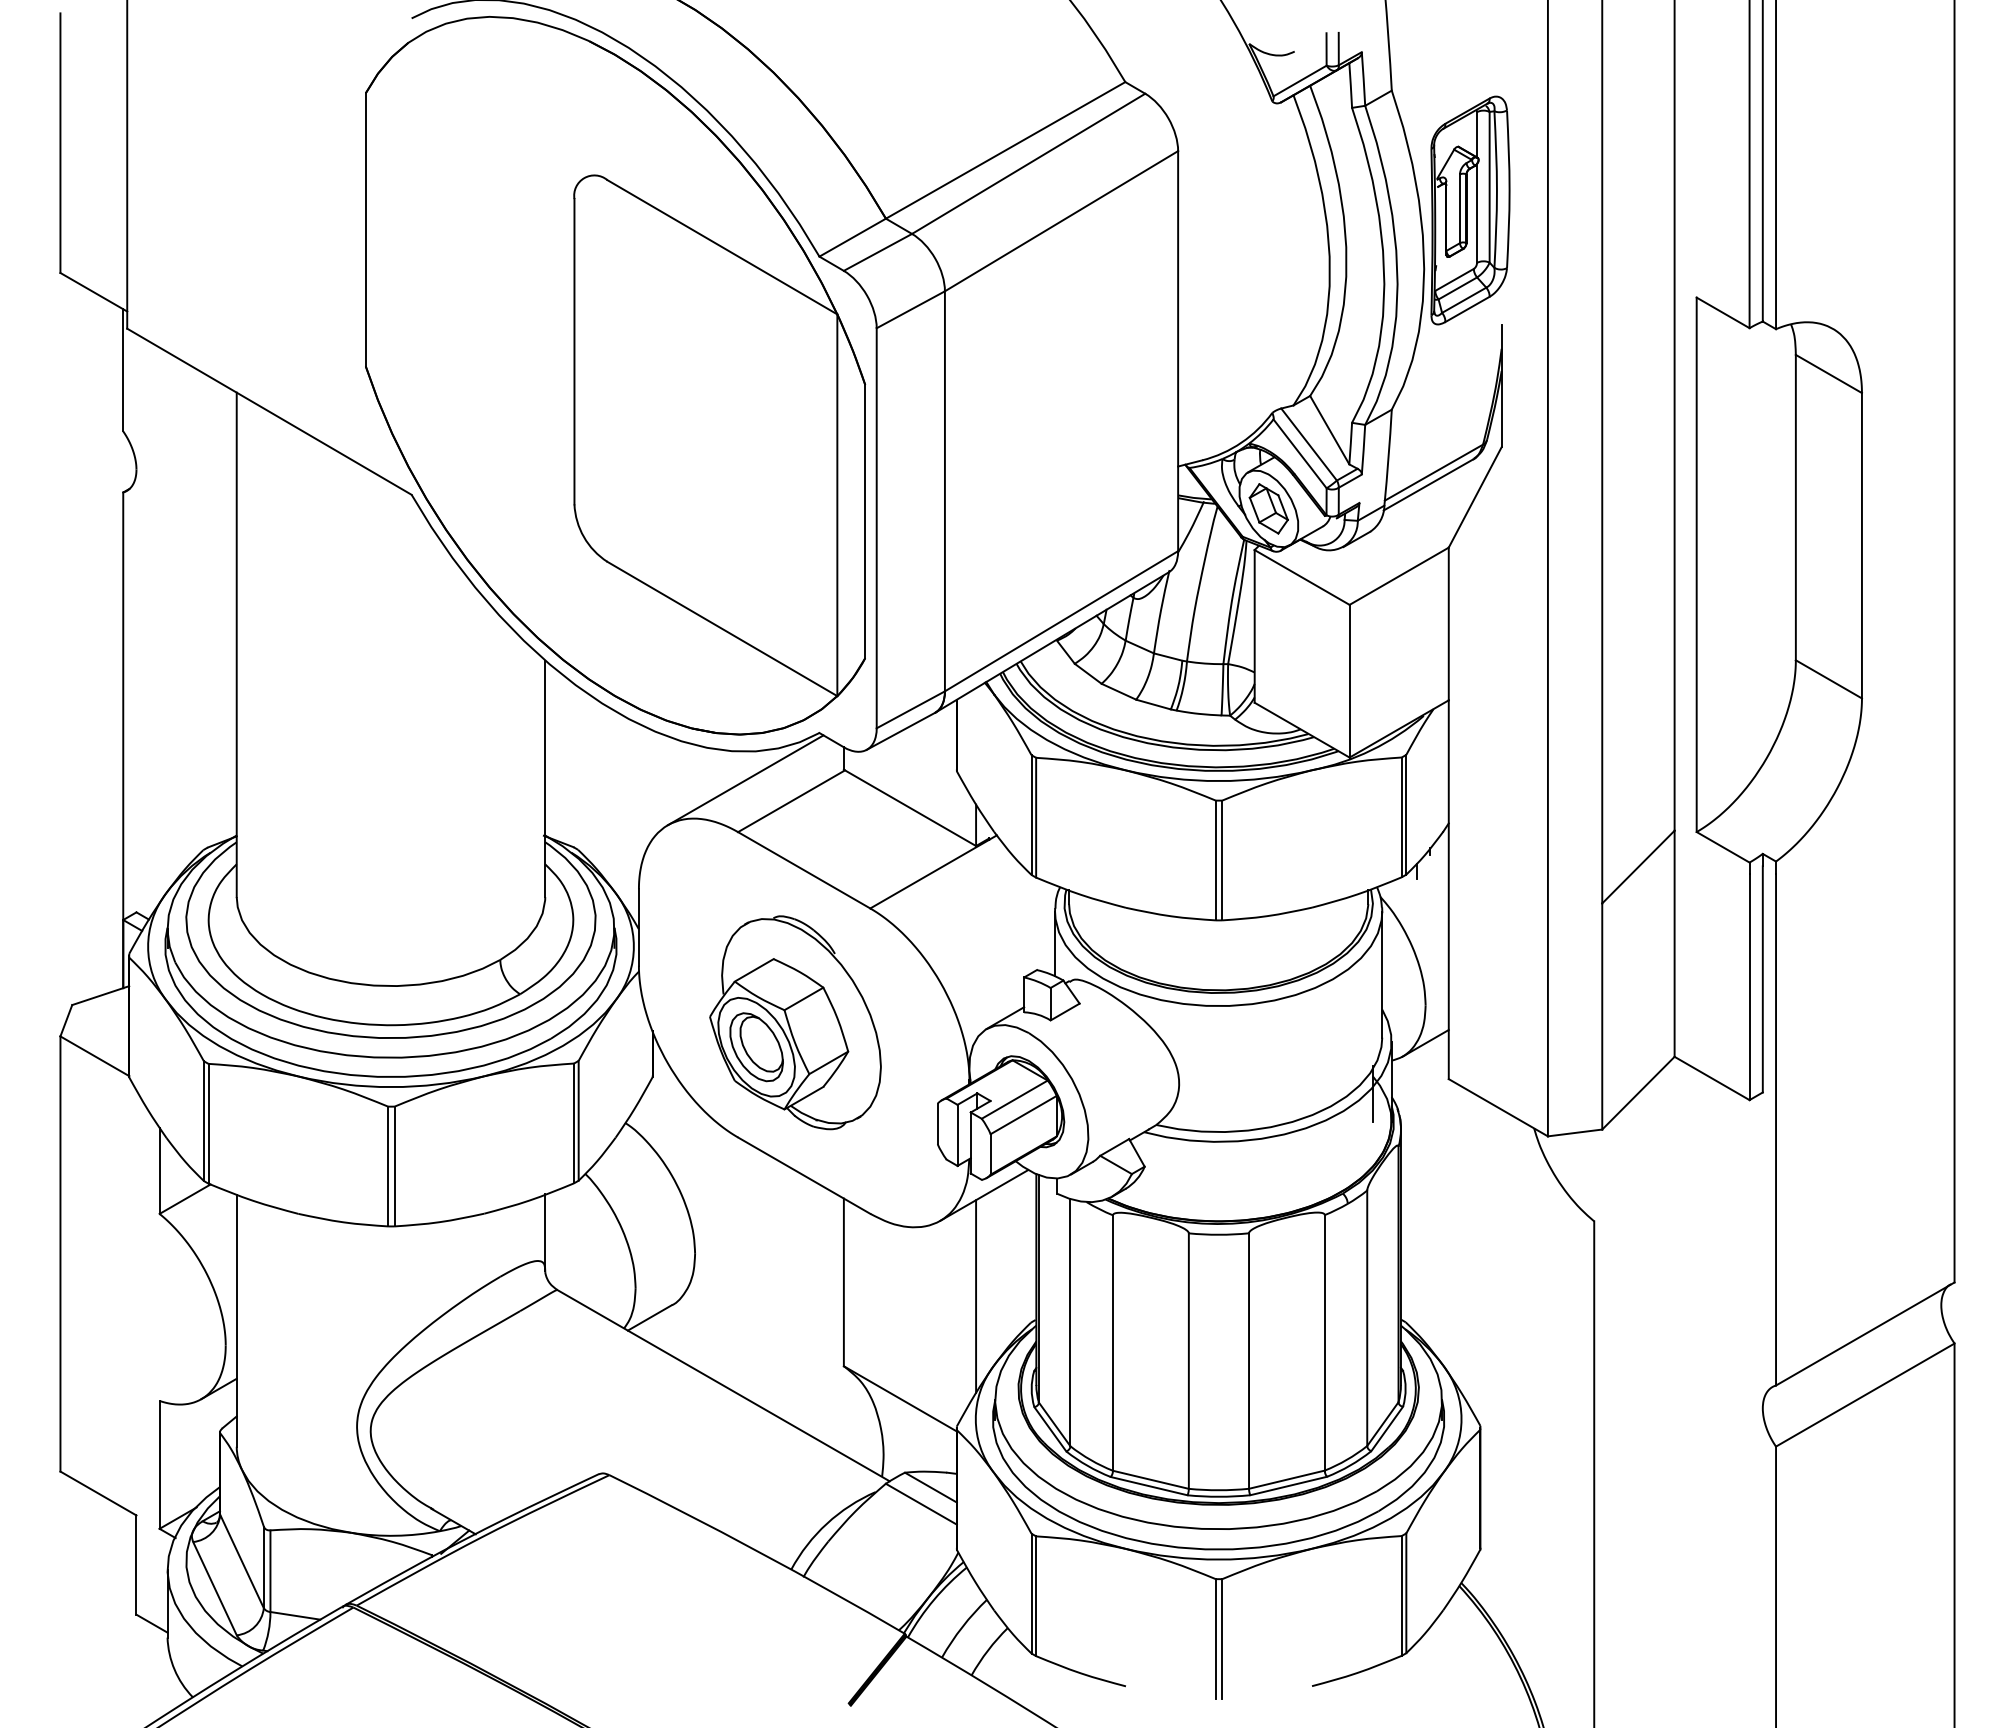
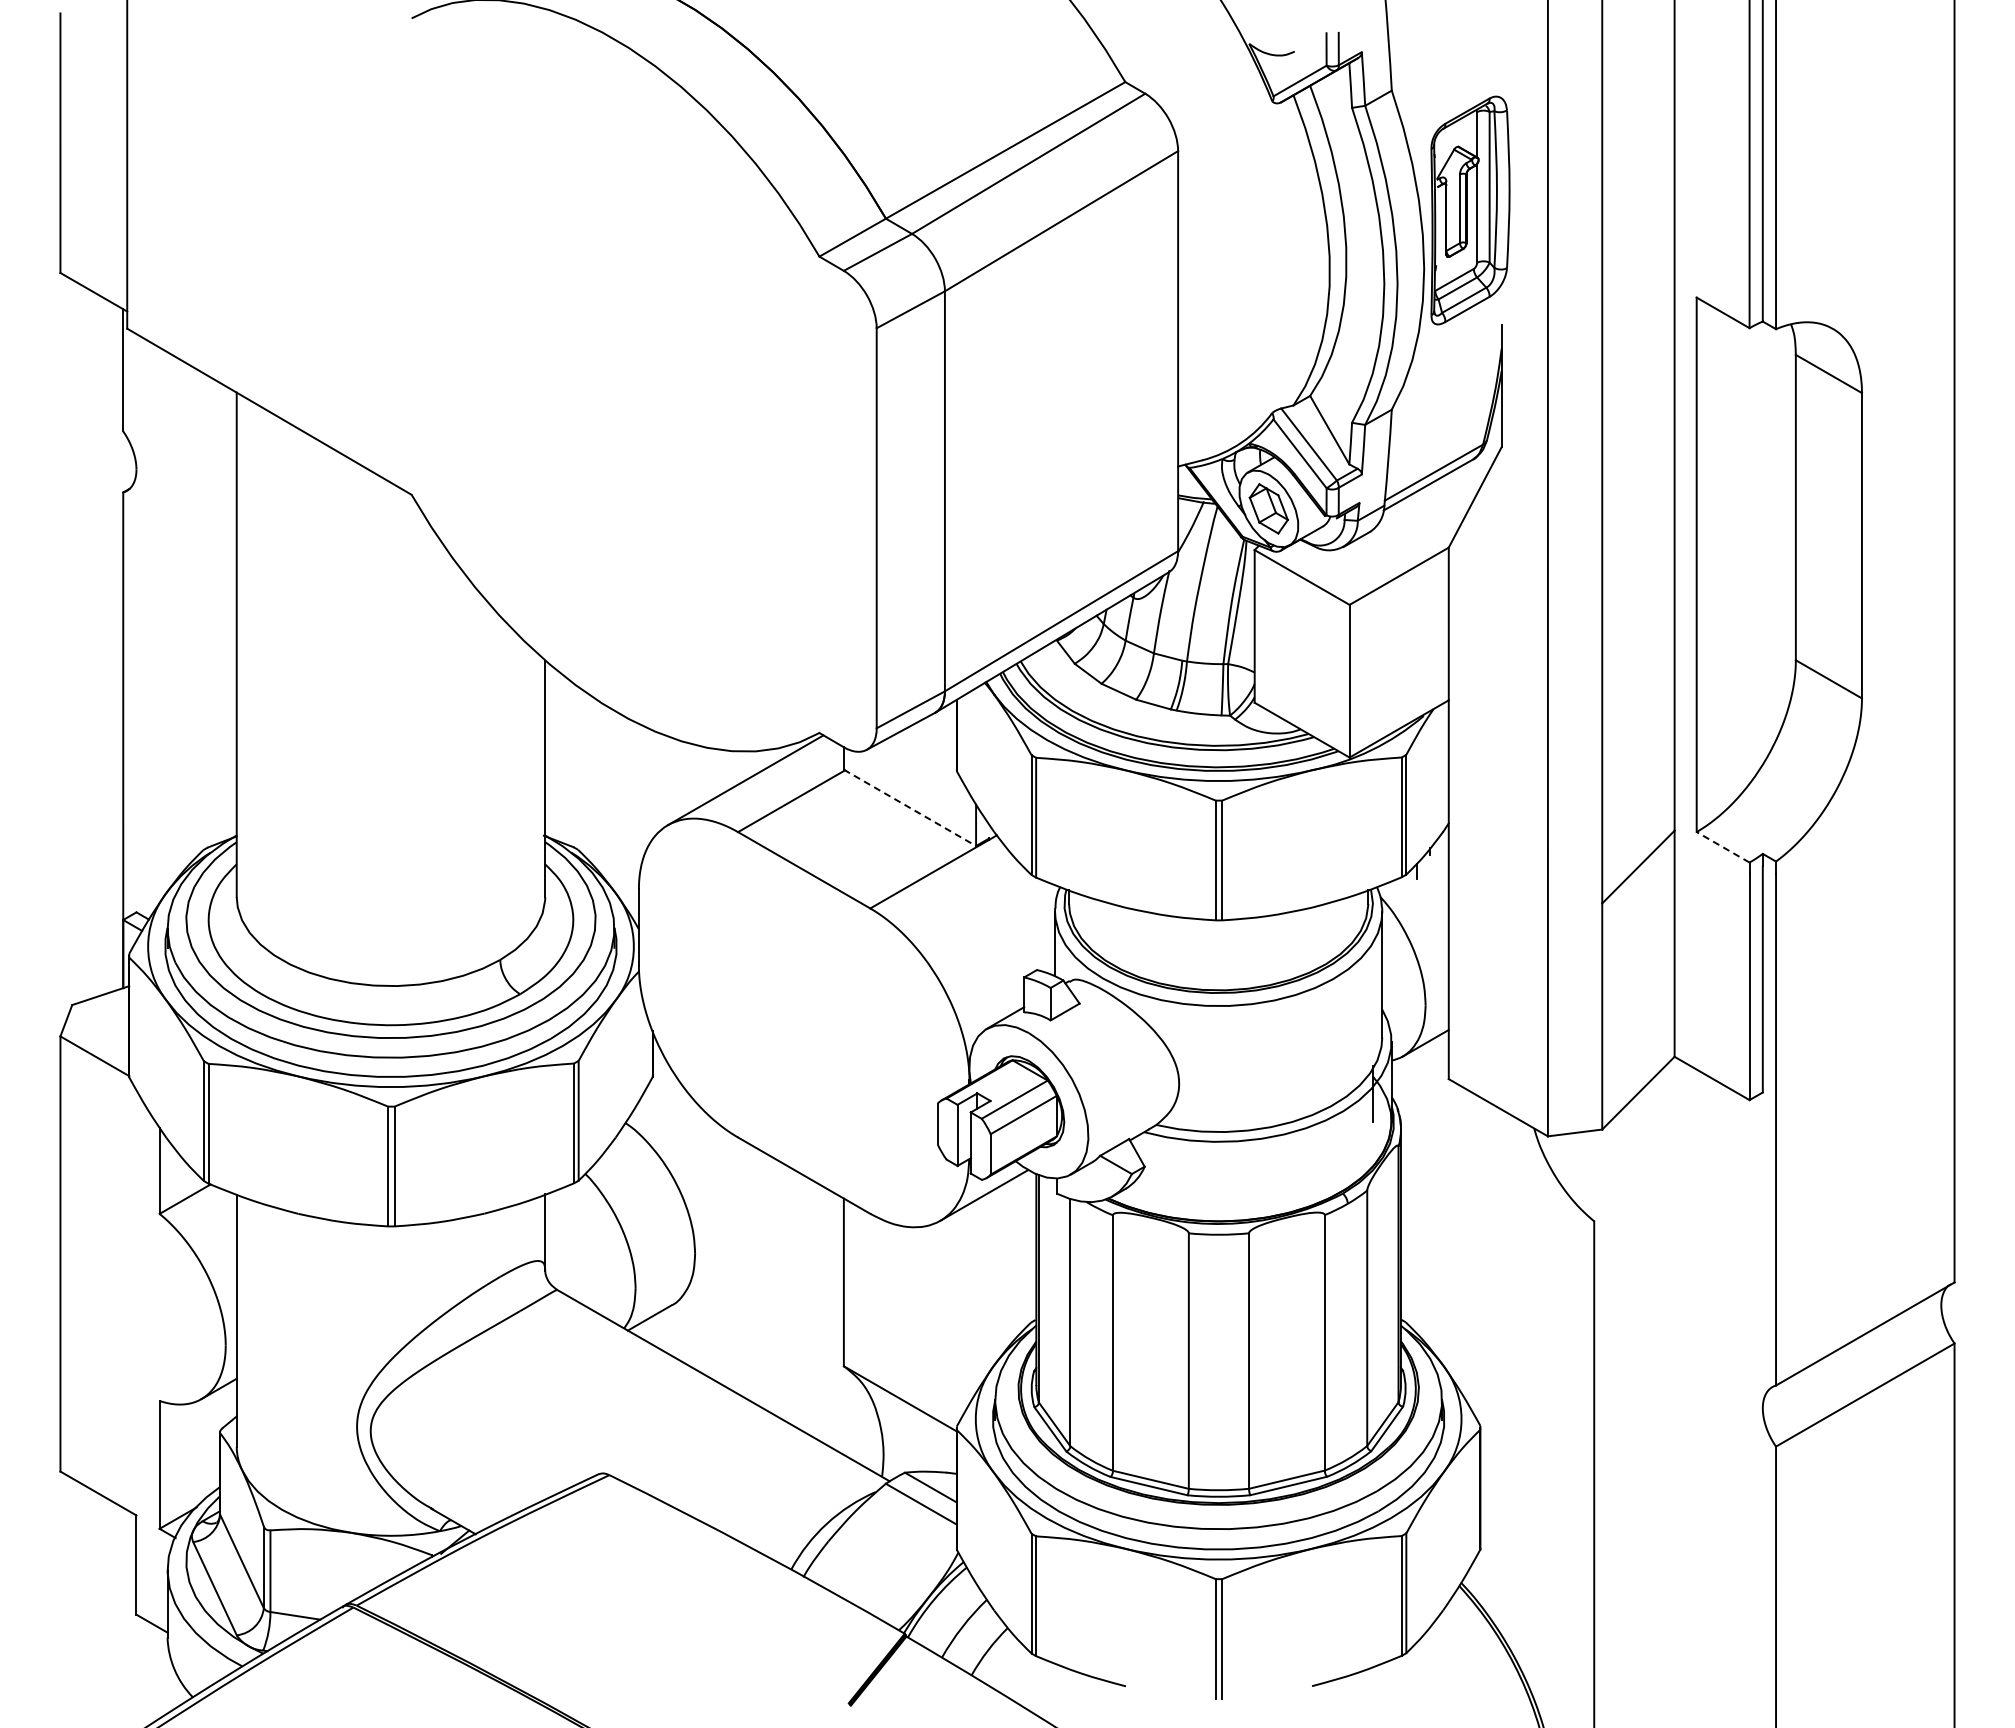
part: present -> none (615, 375)
line: solid -> dashed (910, 808)
line: solid -> dashed (1723, 847)
part: present -> none (795, 1022)
line: present -> none (976, 1296)
